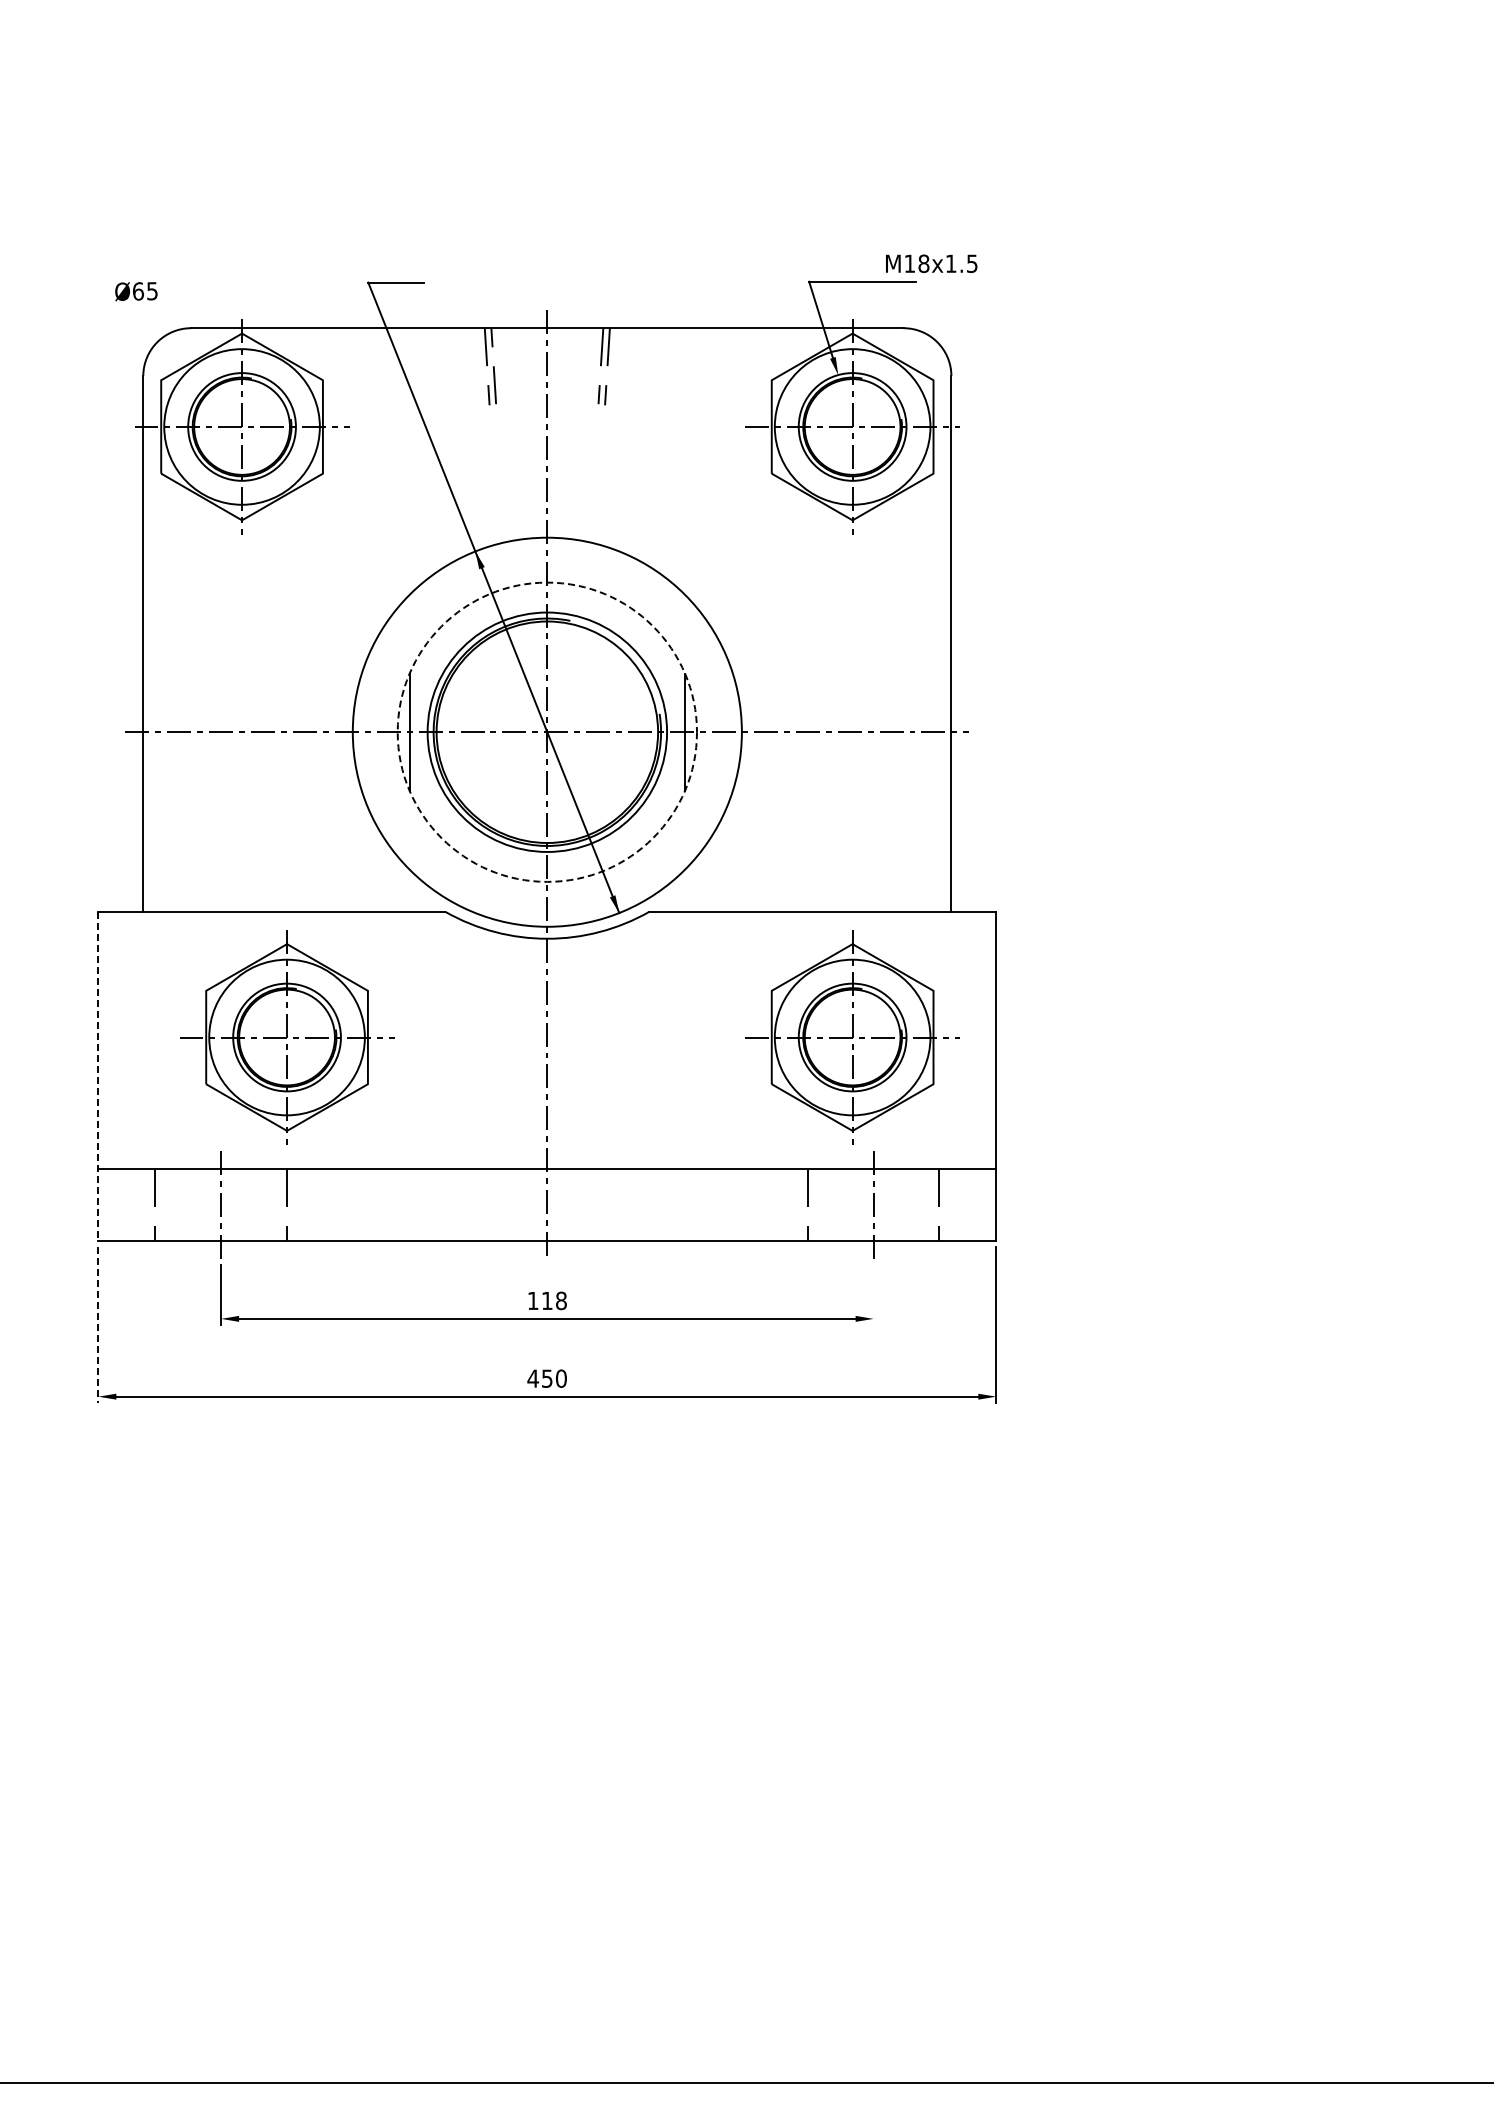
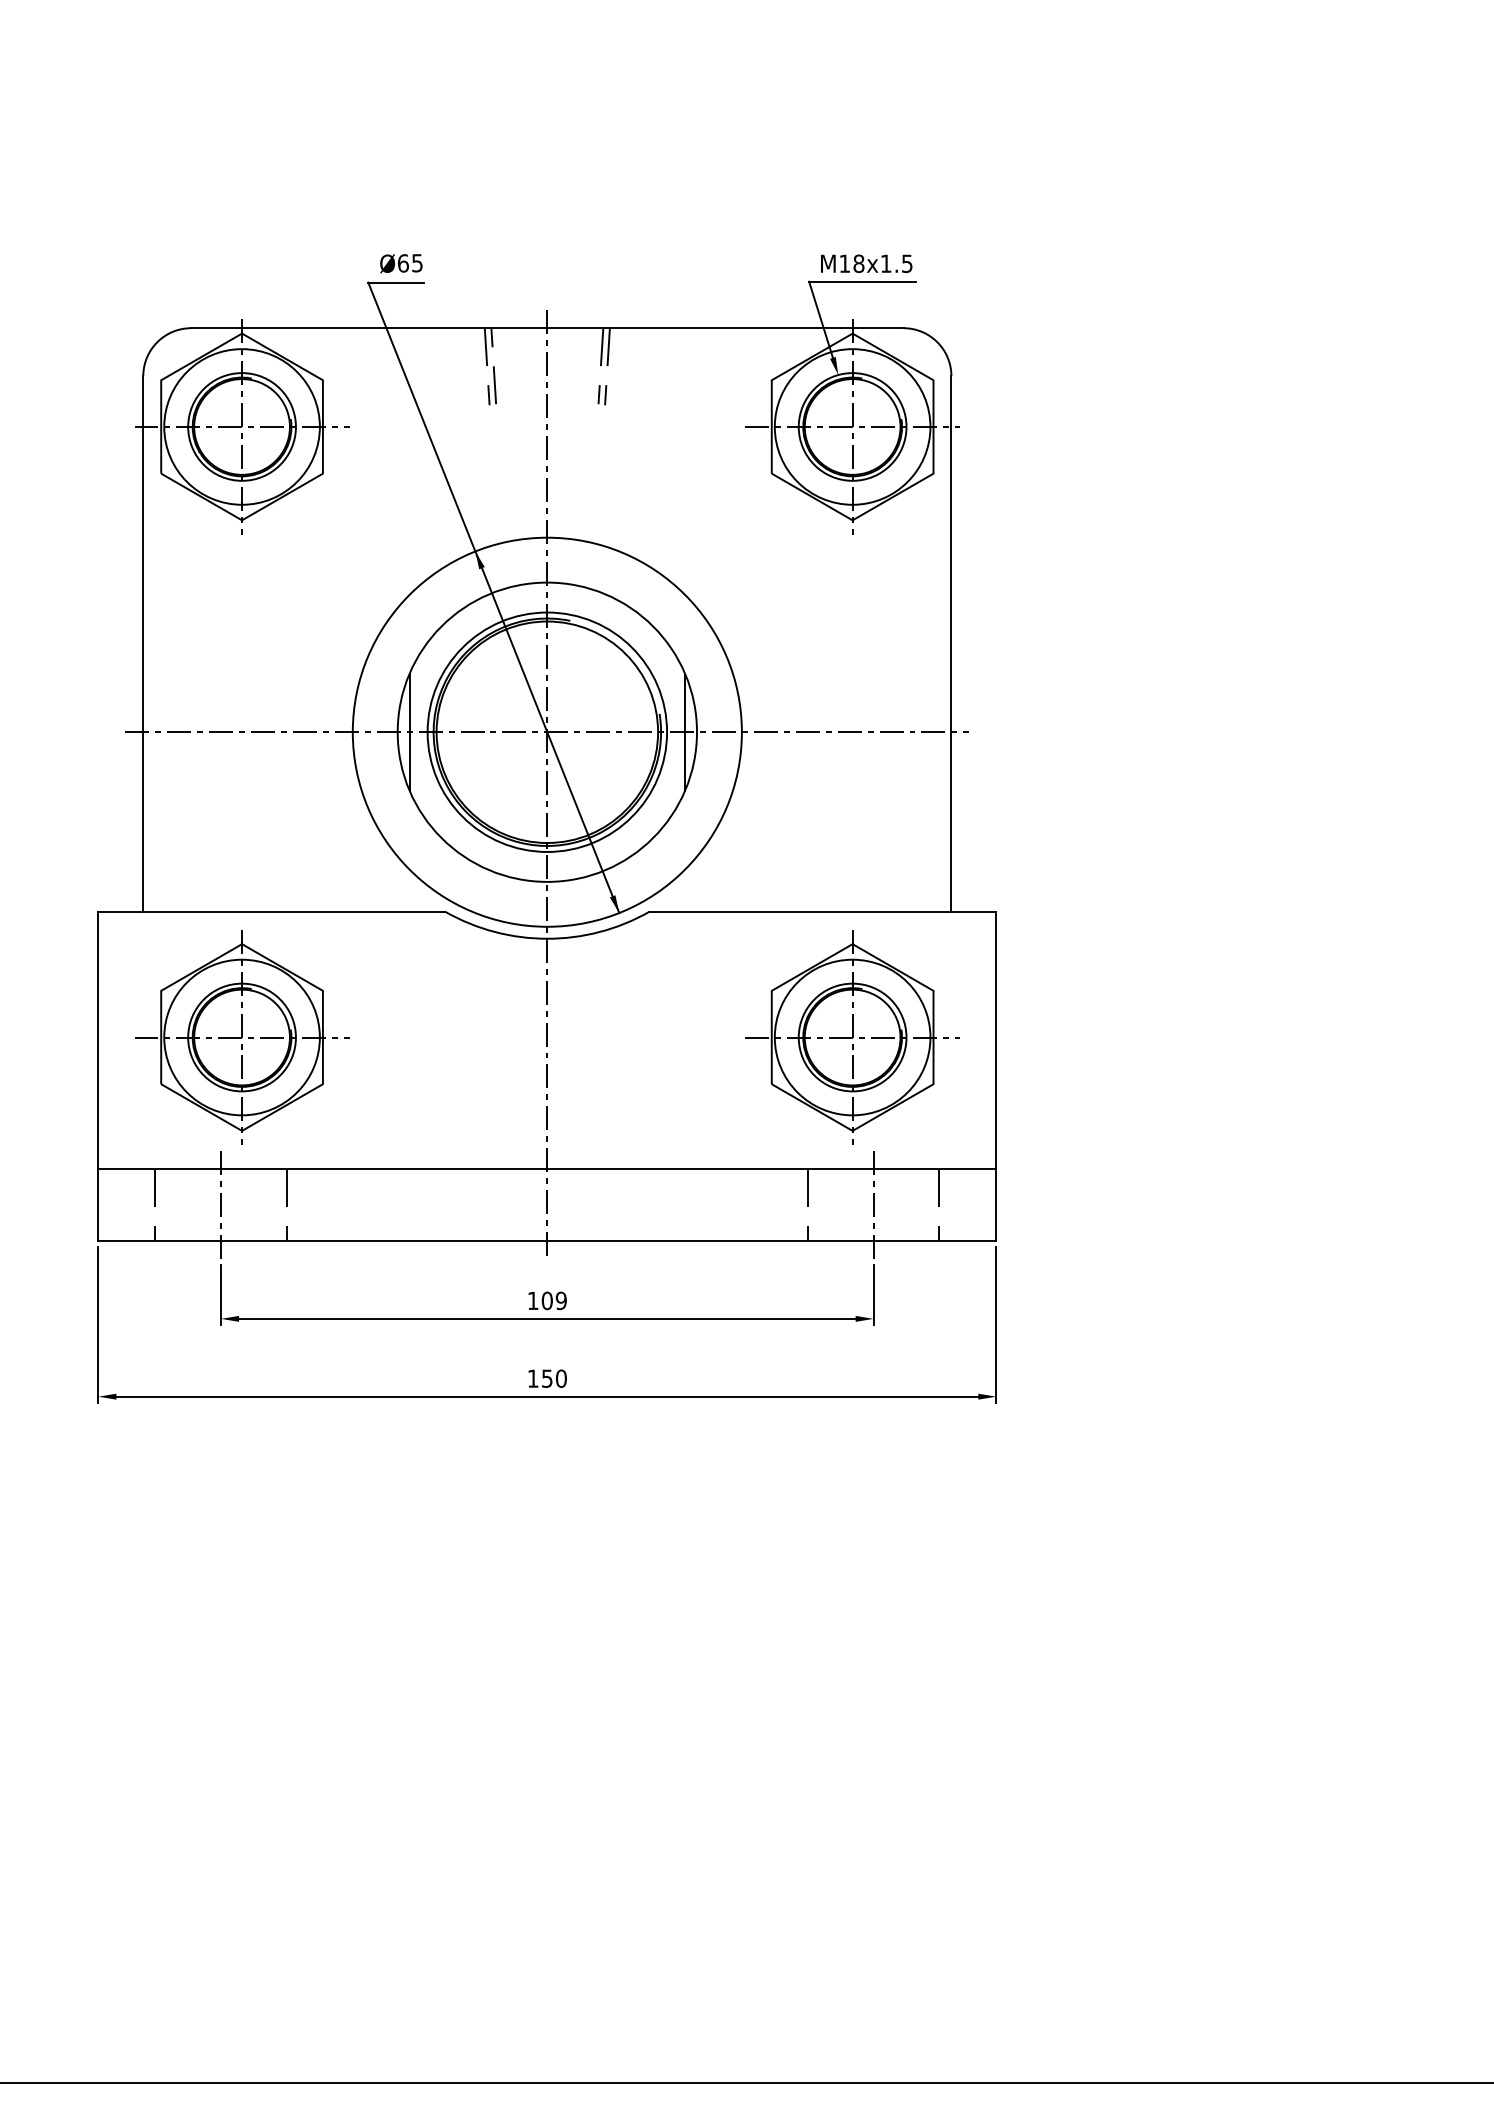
text position: (931, 263) -> (866, 263) (866, 263)
text position: (136, 291) -> (401, 263) (401, 263)
circle: dashed -> solid (547, 731)
part position: (287, 1037) -> (242, 1037) (242, 1037)
line: dashed -> solid (98, 1076)
line: none -> present (873, 1294)
text: 118 -> 109 (553, 1300)
line: dashed -> solid (98, 1324)
text: 450 -> 150 (532, 1378)
